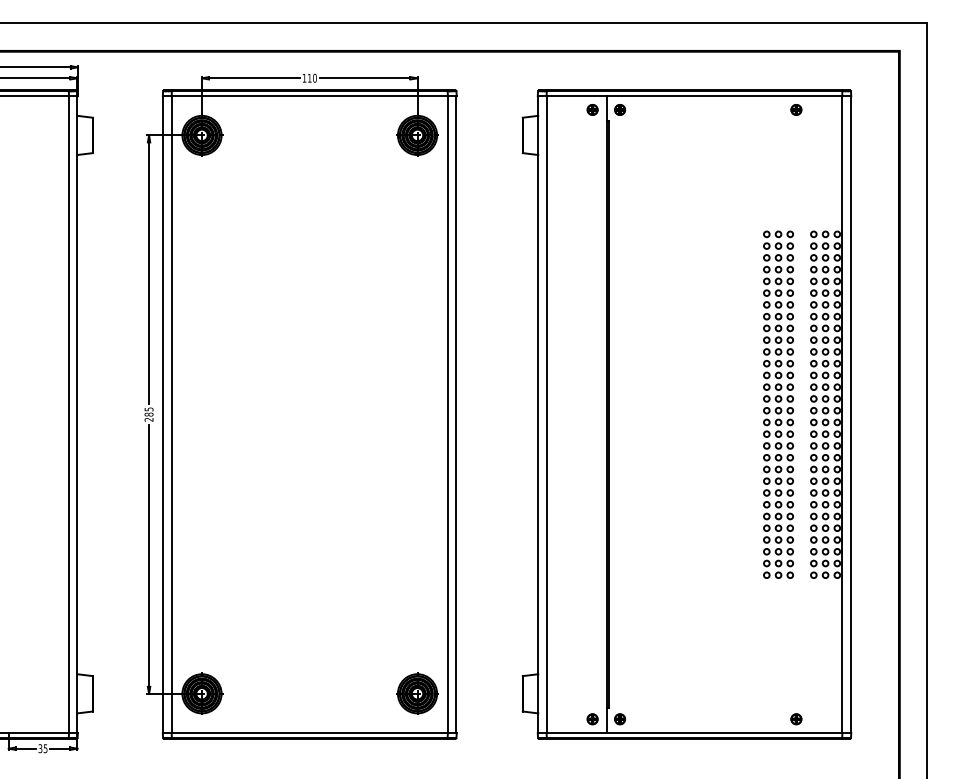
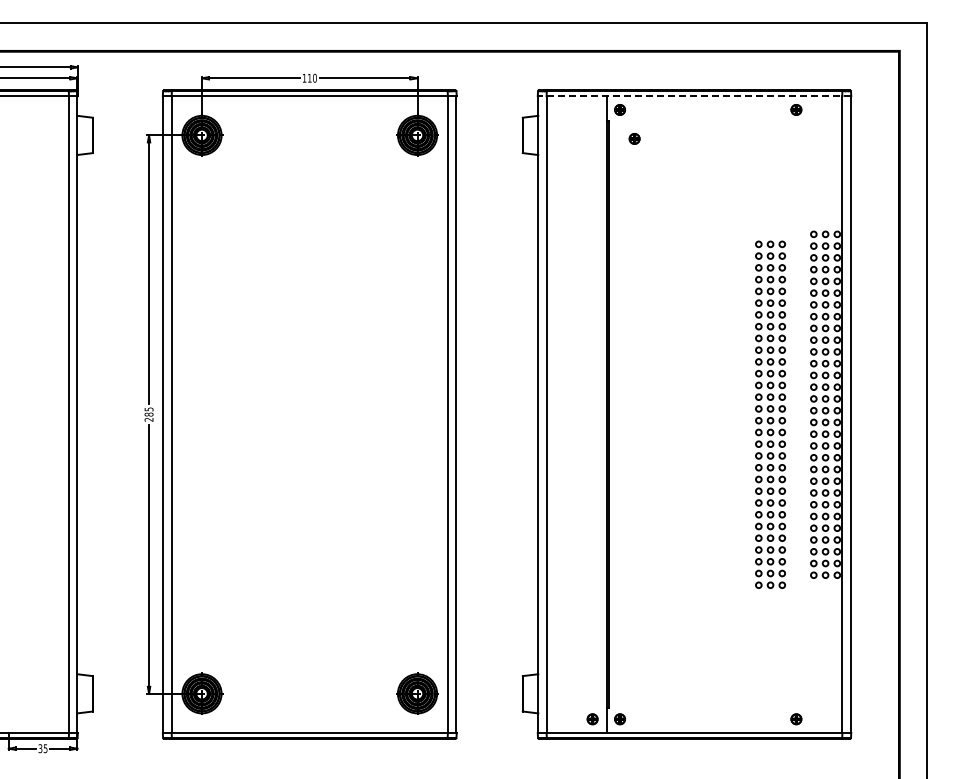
line: solid -> dashed (694, 96)
part position: (592, 109) -> (634, 138) (634, 138)
part position: (778, 404) -> (770, 414) (770, 414)
